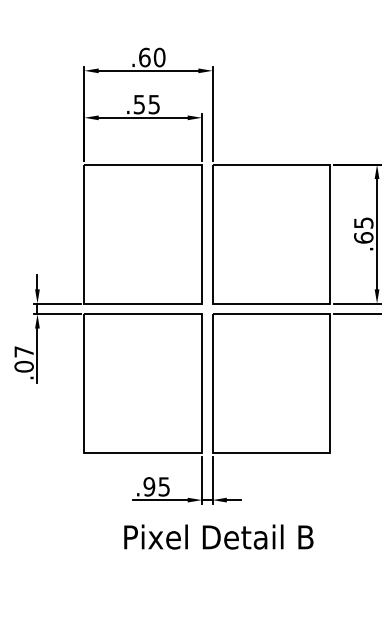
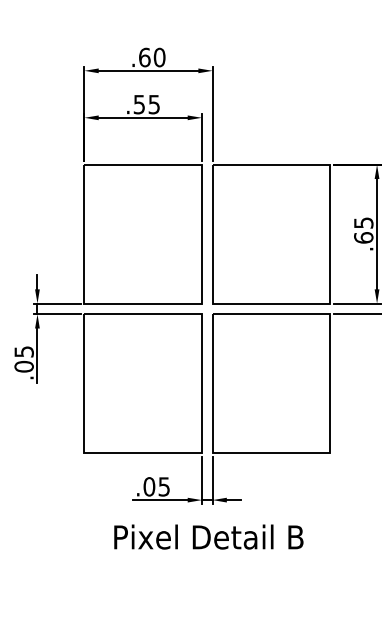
text: .07 -> .05 (23, 351)
text: .95 -> .05 (149, 486)
text position: (218, 536) -> (208, 536) (208, 536)
